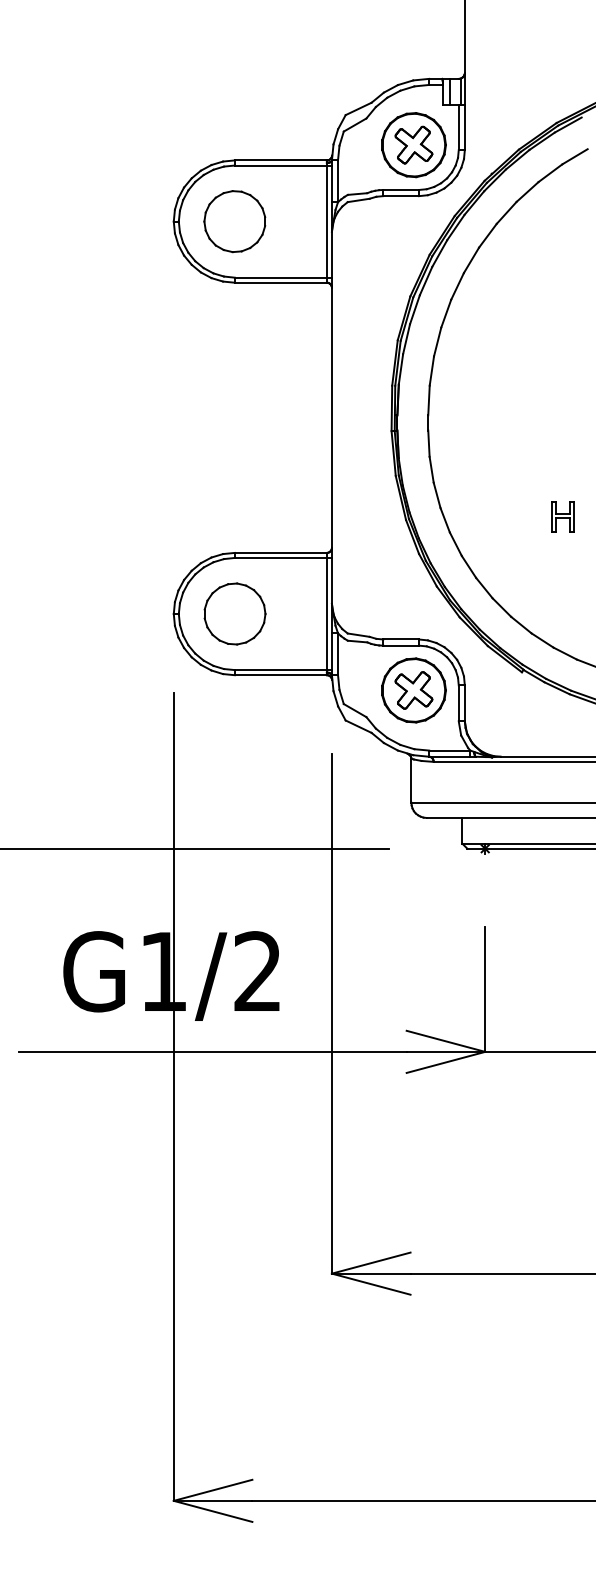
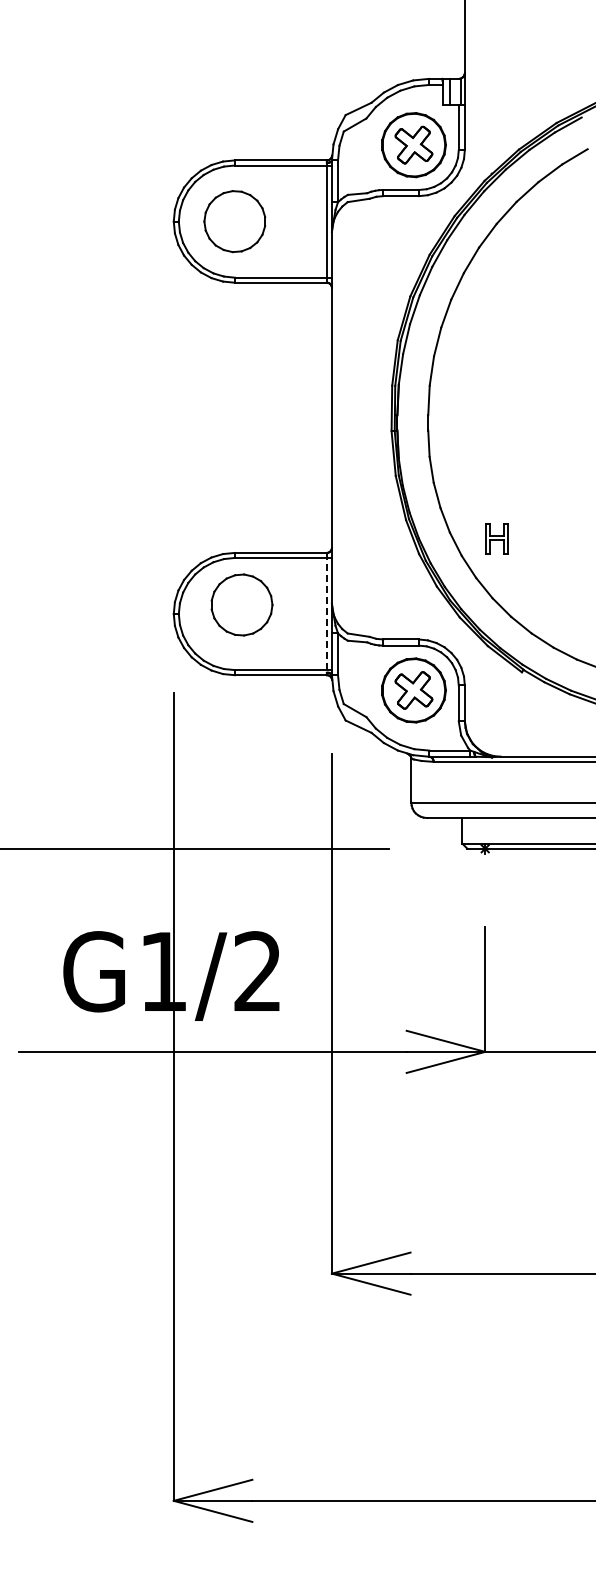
part position: (562, 516) -> (496, 538) (496, 538)
line: solid -> dashed (326, 612)
part position: (234, 613) -> (241, 604) (241, 604)
